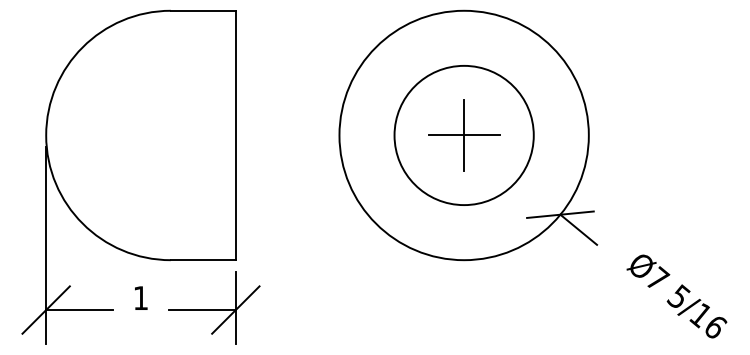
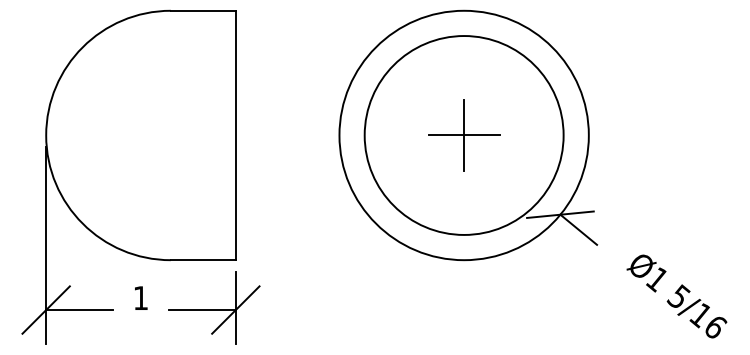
circle diameter: 139 px -> 199 px (463, 135)
text: Ø7 -> Ø1 (658, 279)
